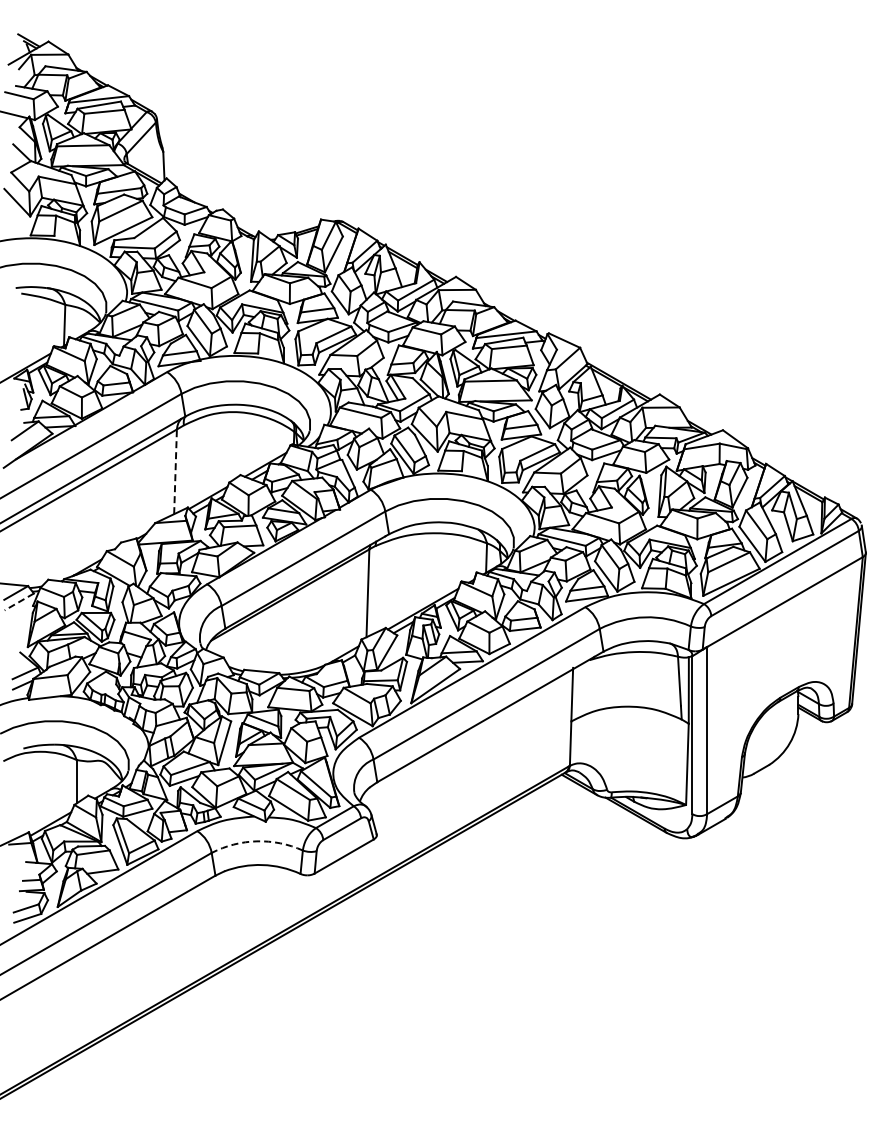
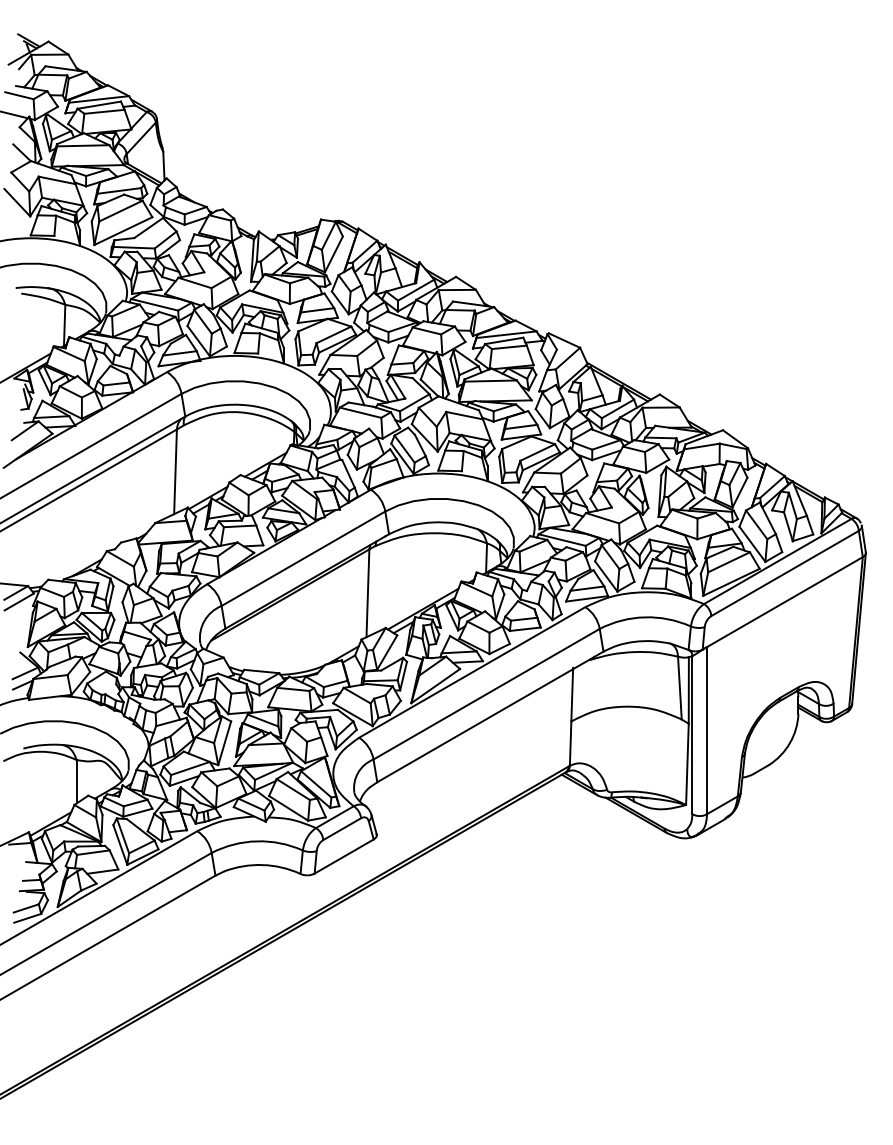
line: dashed -> solid (175, 471)
line: dashed -> solid (19, 601)
arc: dashed -> solid (256, 841)
